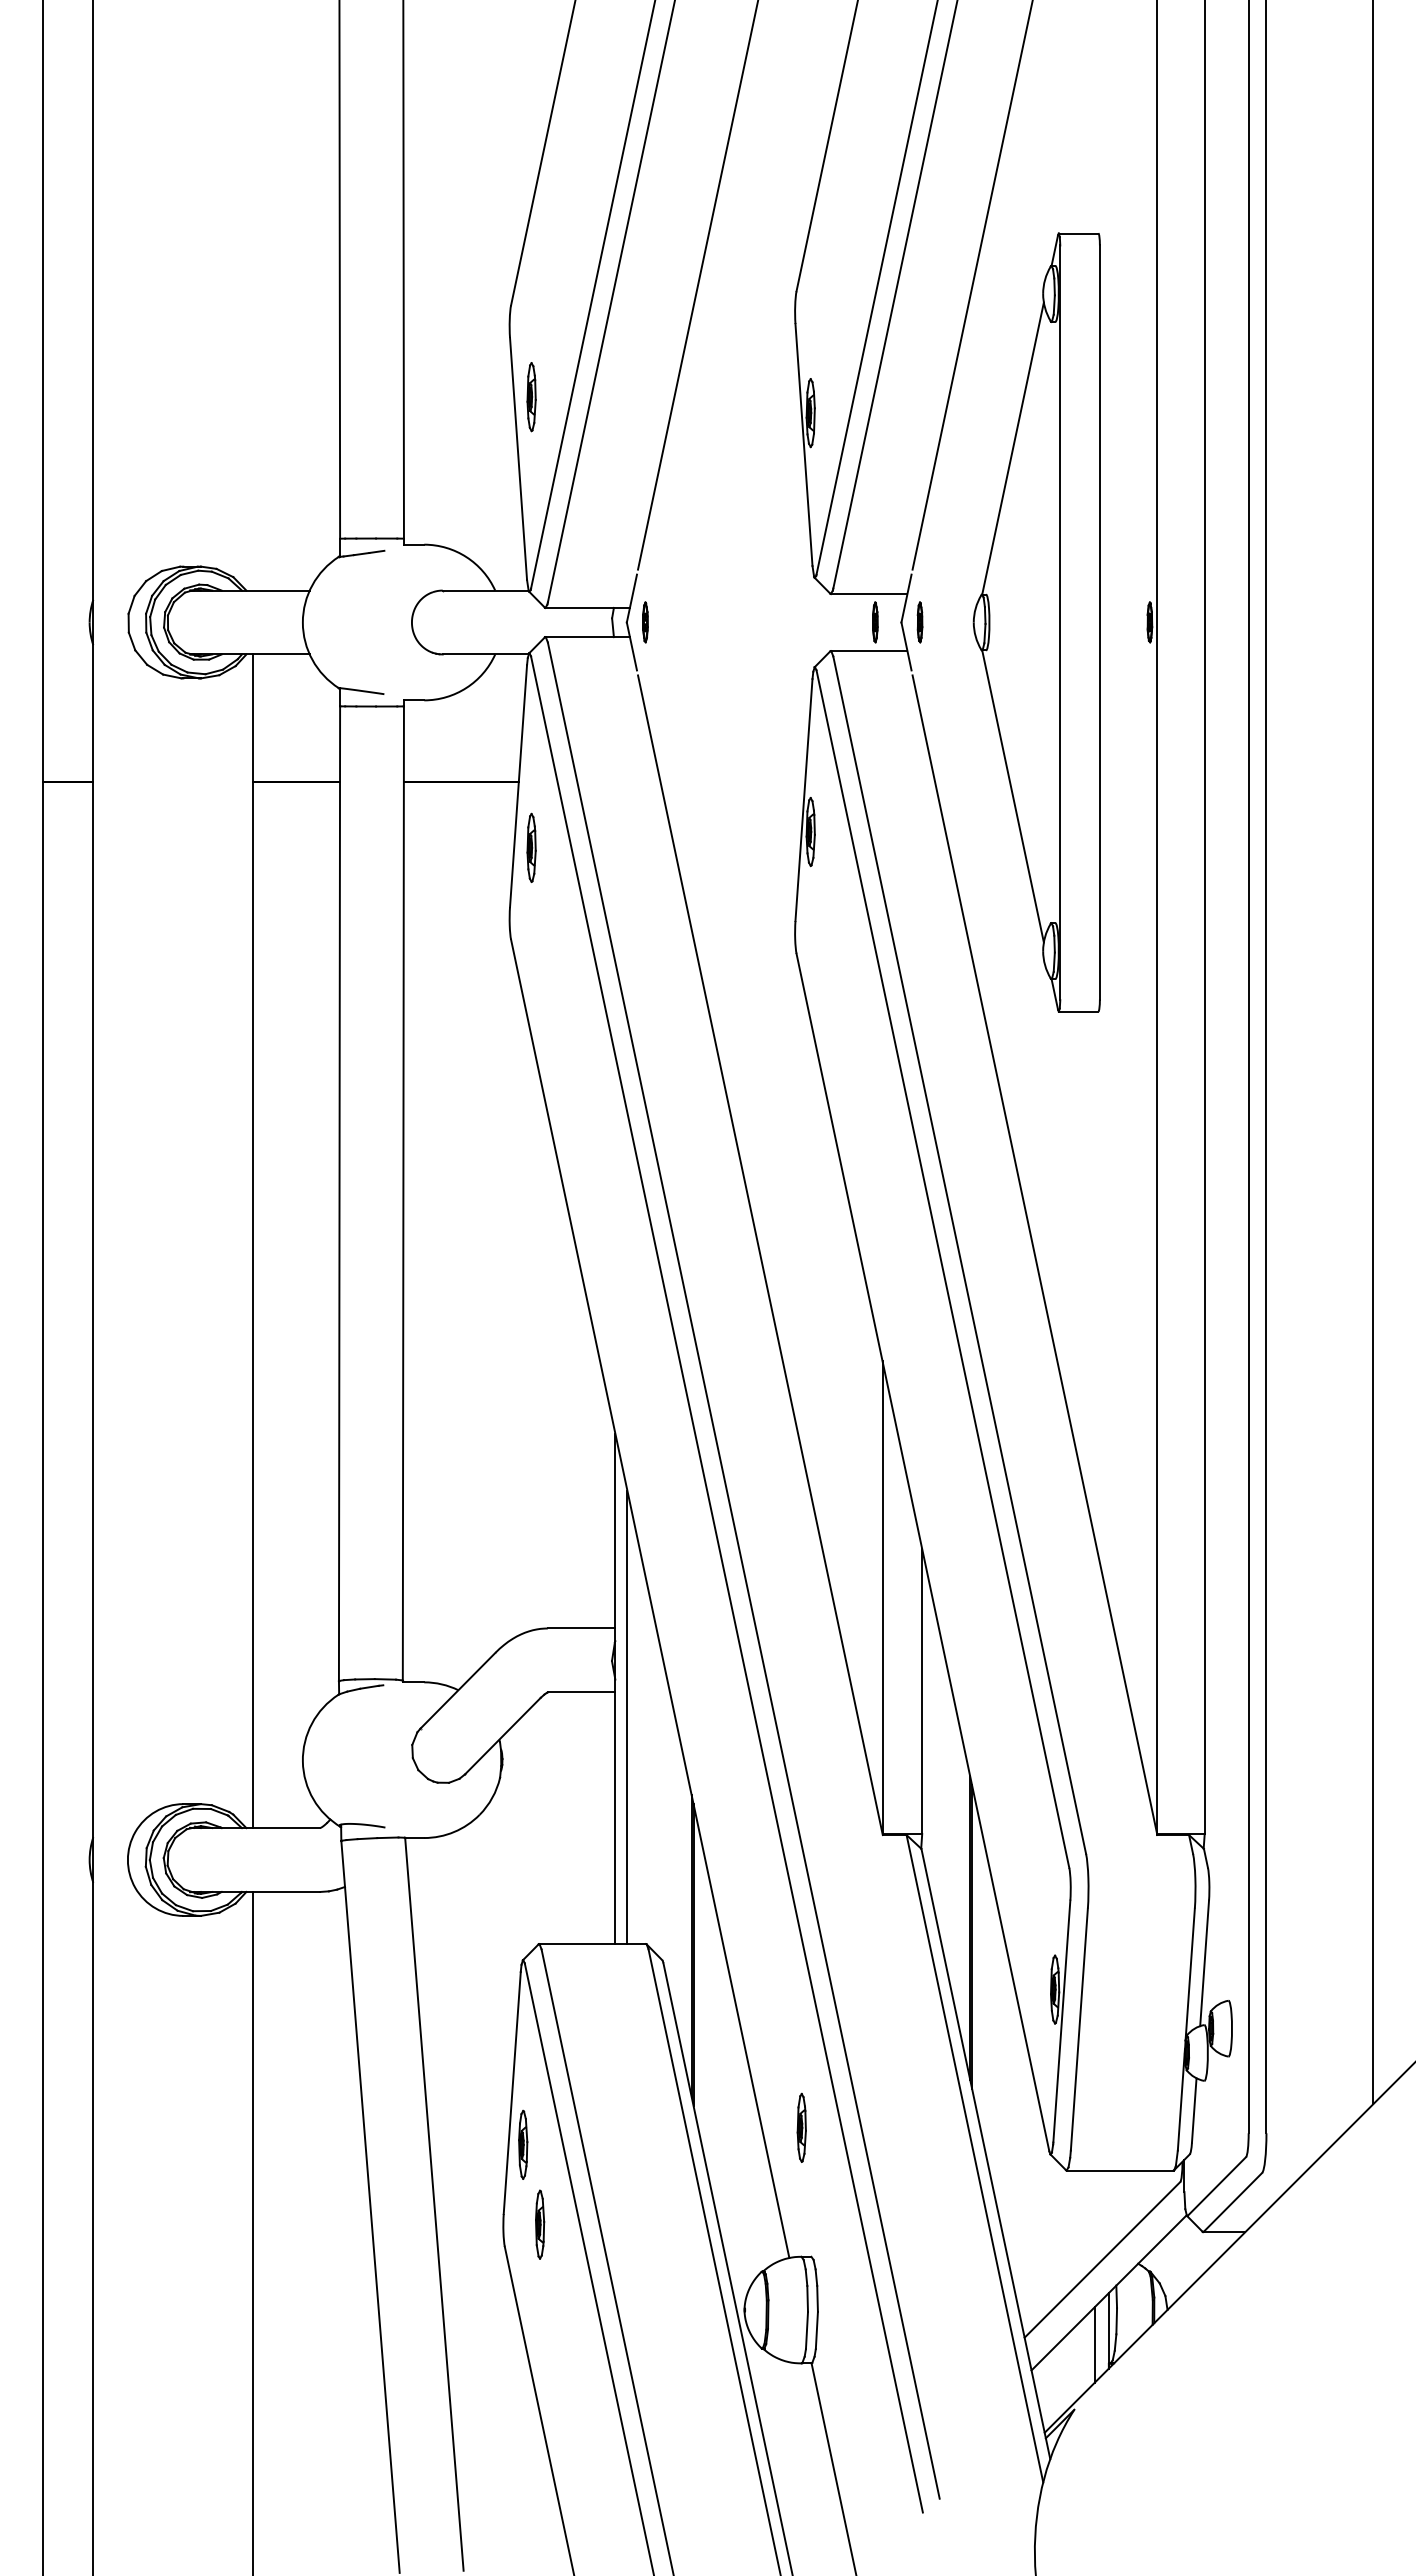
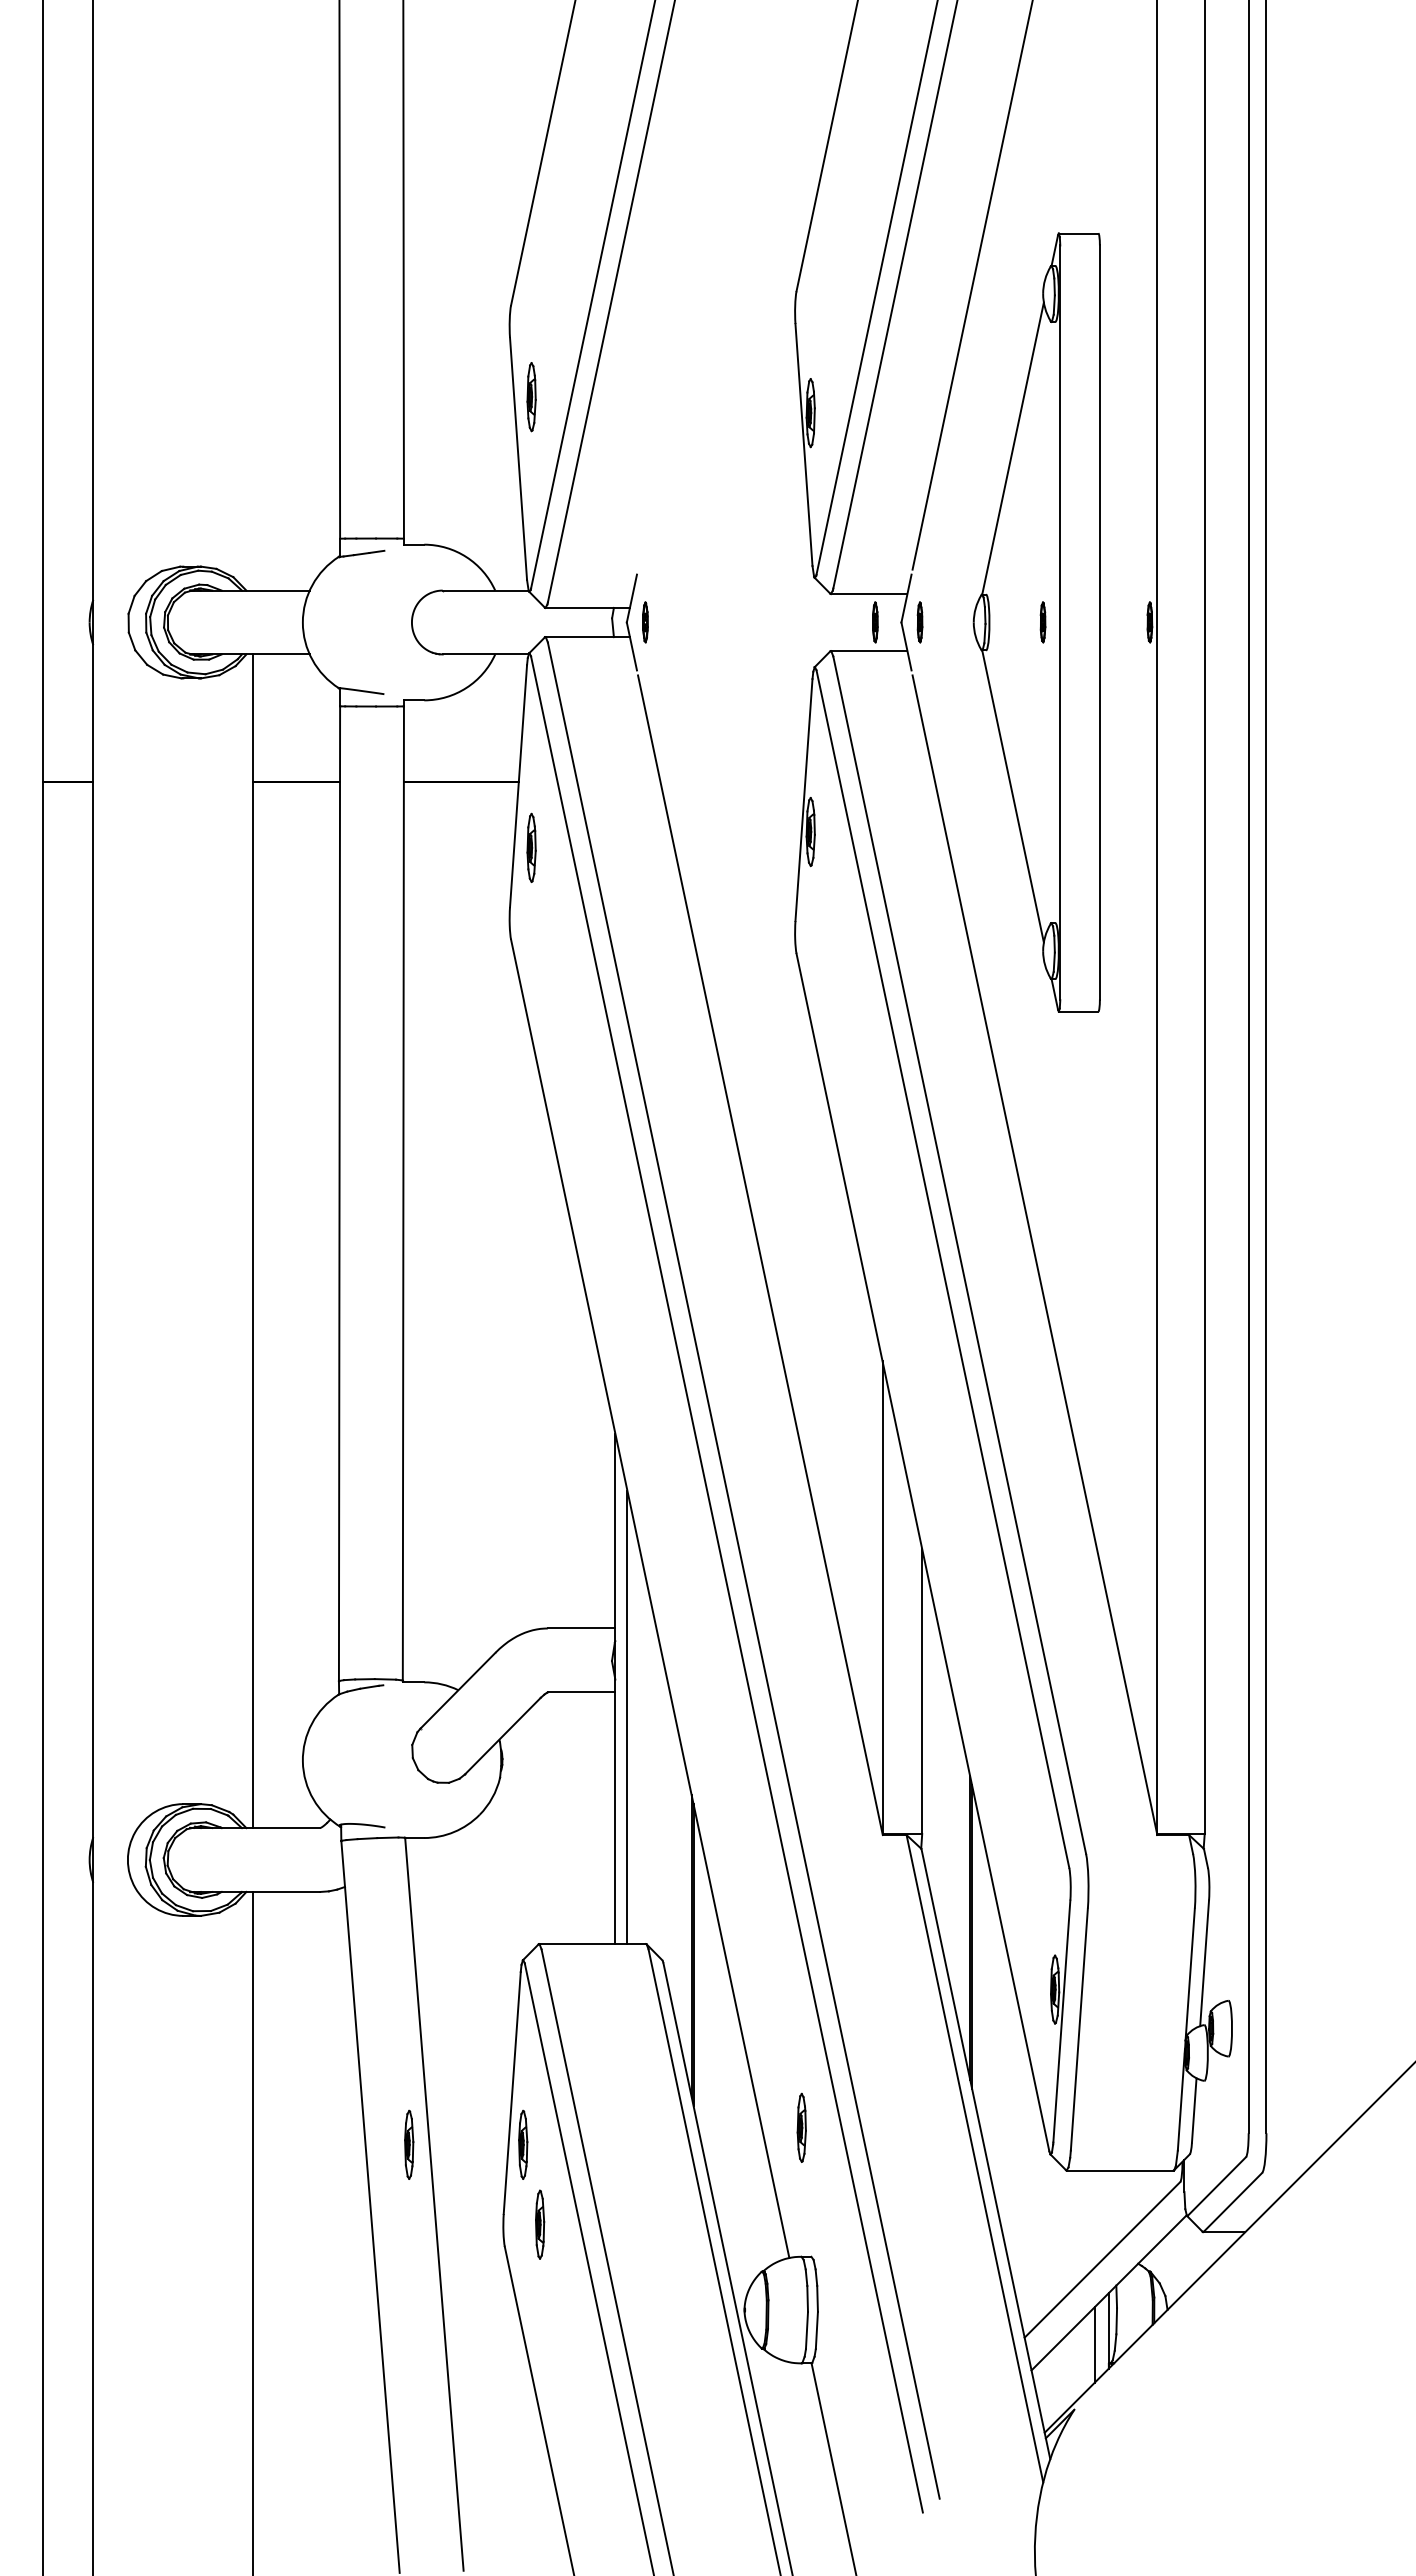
line: present -> none (697, 285)
part: none -> present (1042, 622)
line: present -> none (1373, 1053)
part: none -> present (409, 2144)
